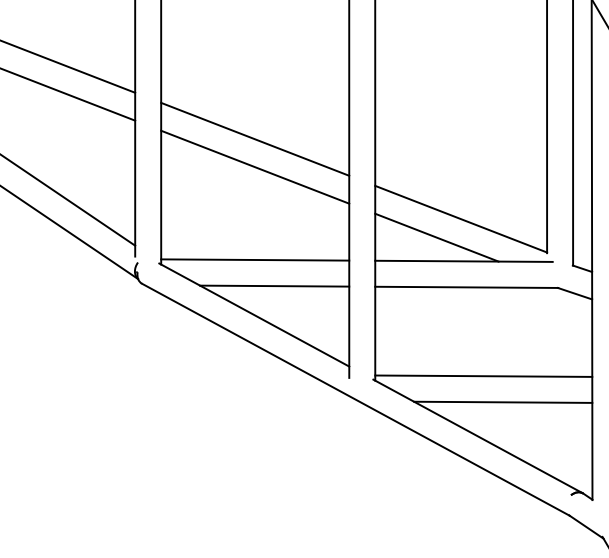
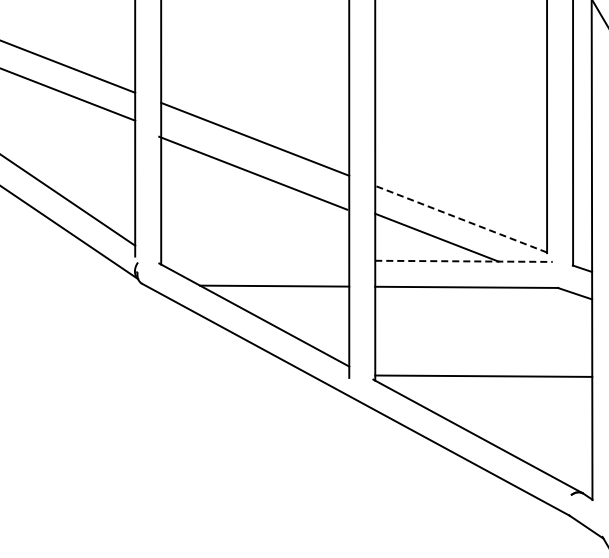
line position: (255, 166) -> (253, 172) (253, 172)
line: solid -> dashed (460, 219)
line: present -> none (255, 259)
line: solid -> dashed (463, 261)
line: present -> none (503, 401)
